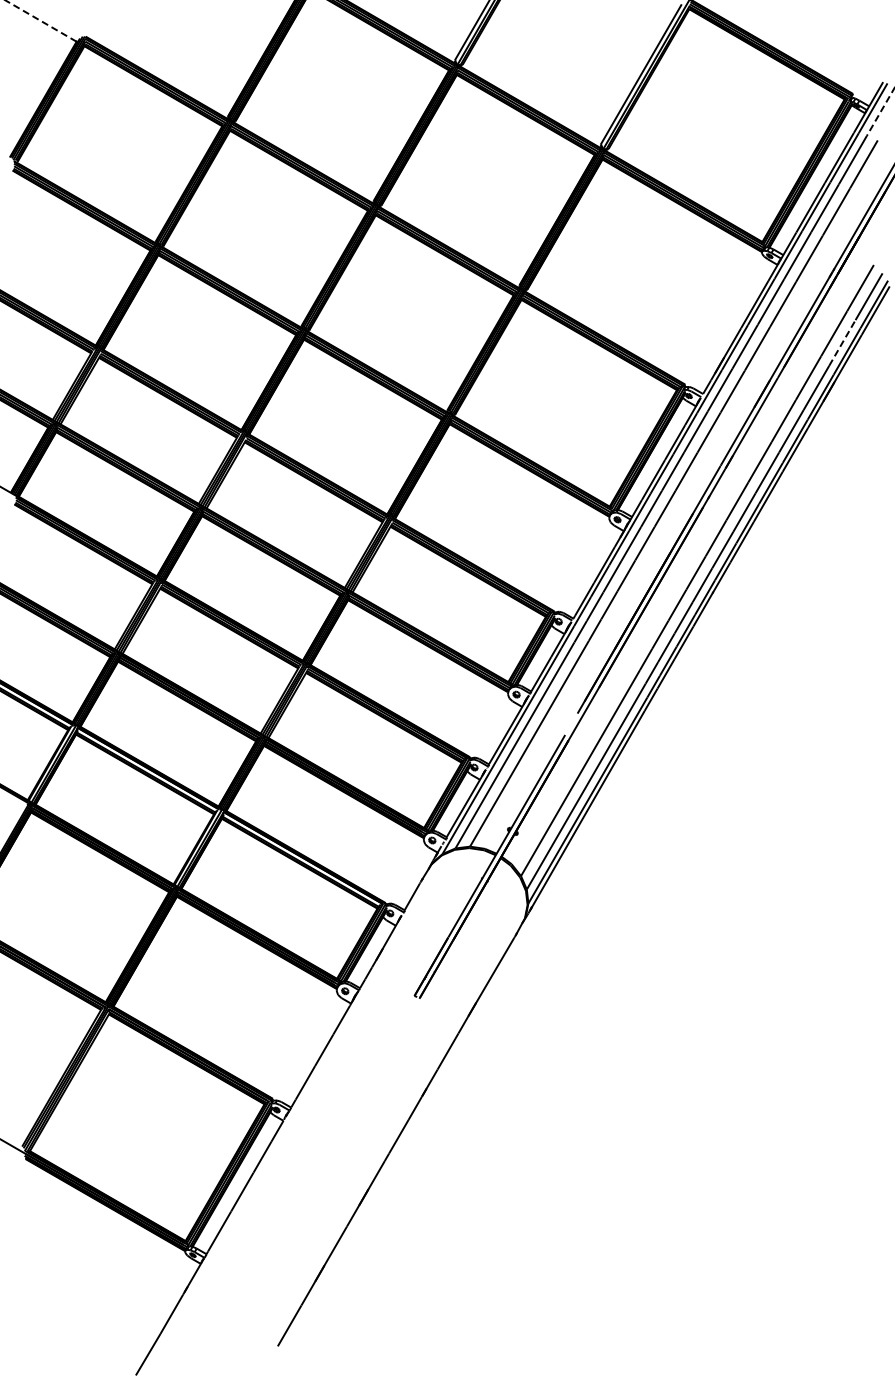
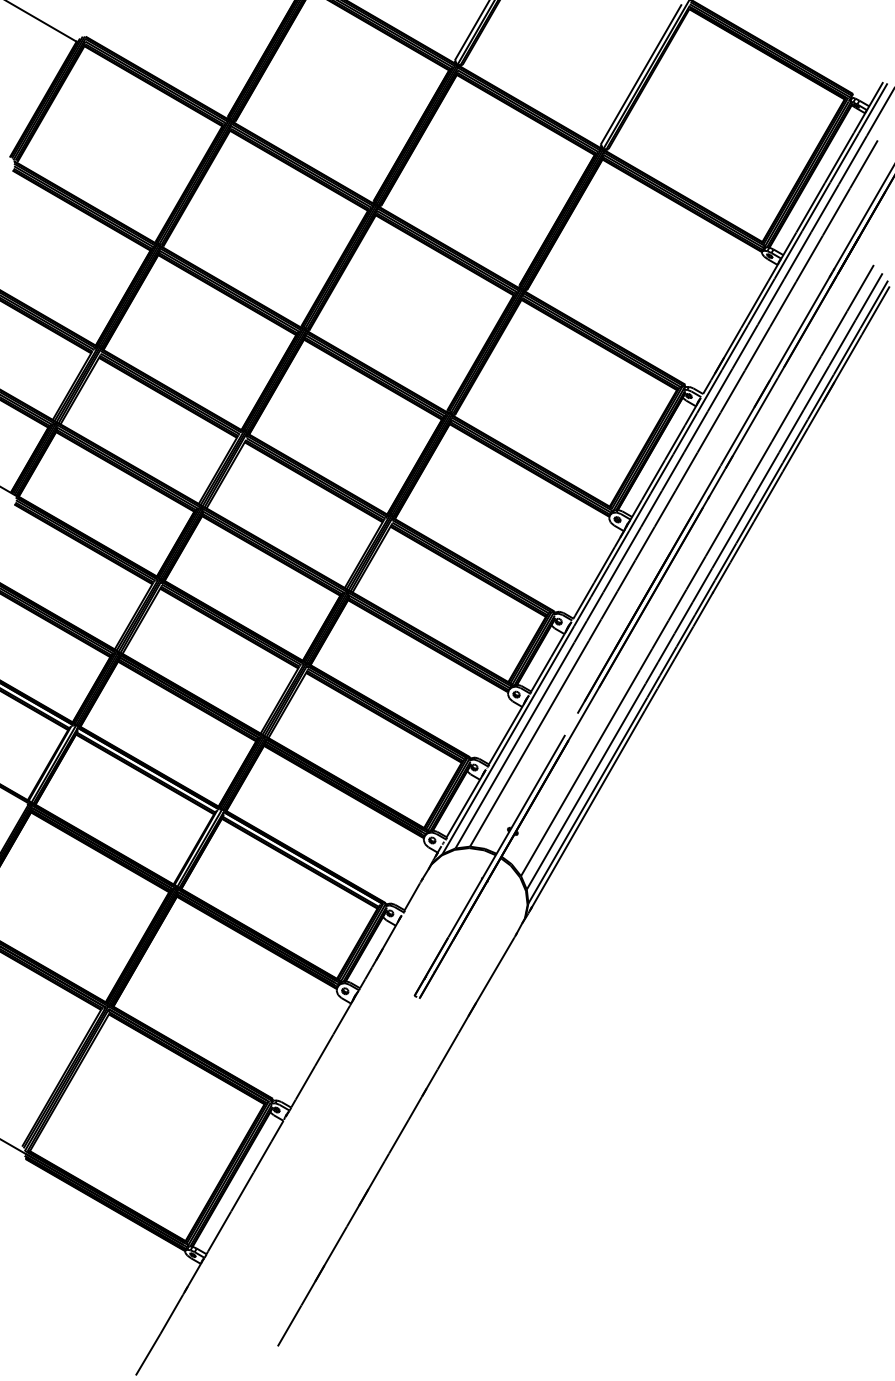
line: dashed -> solid (40, 20)
line: dashed -> solid (880, 111)
line: dashed -> solid (842, 342)
